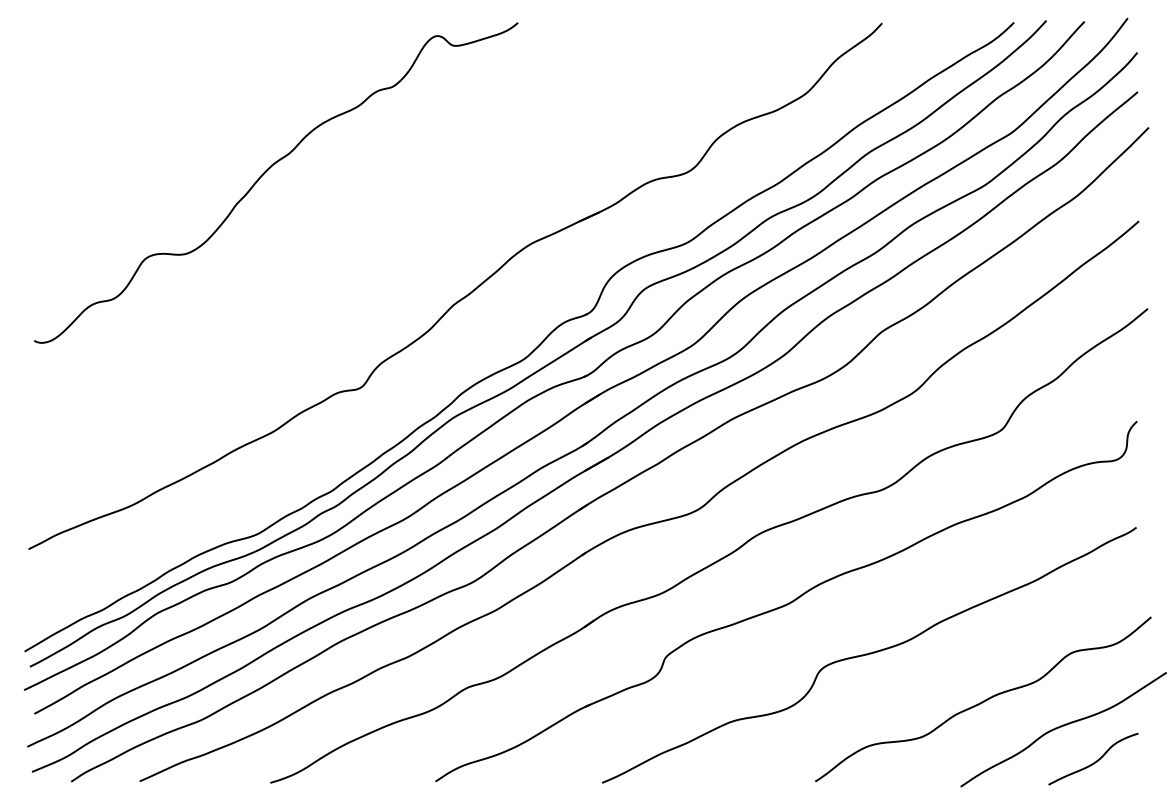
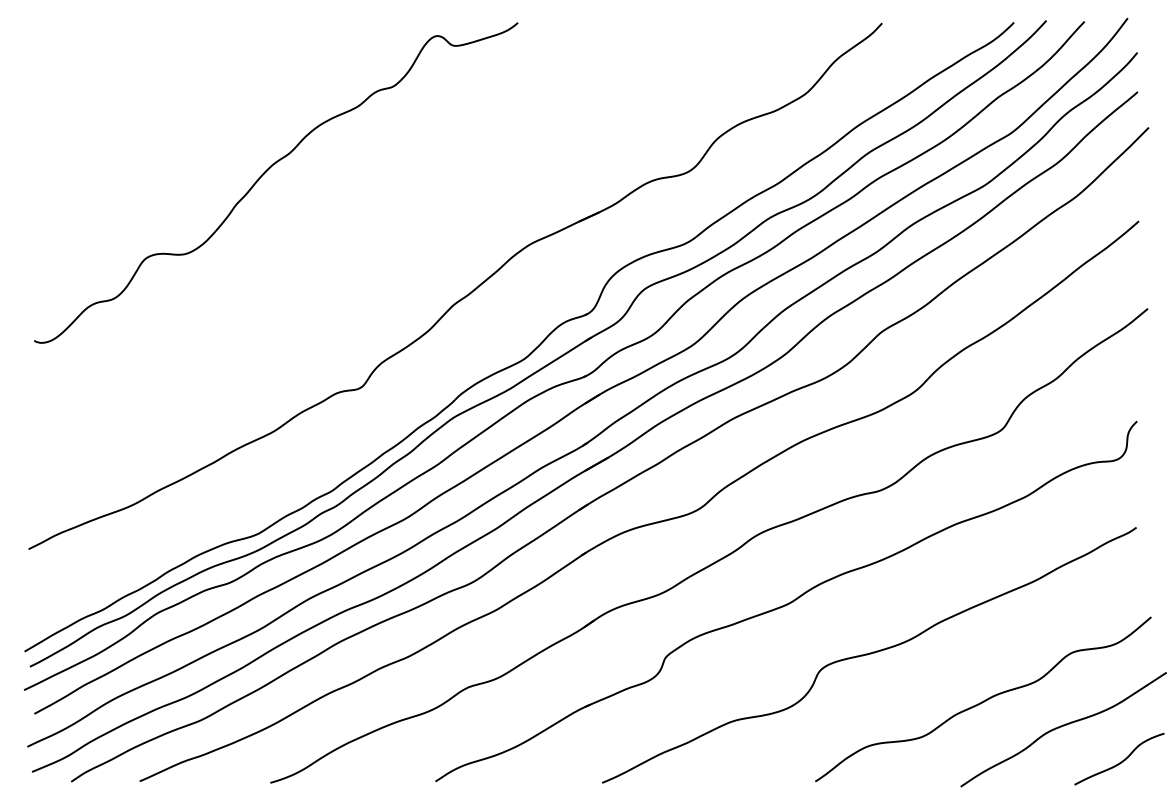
curve position: (1094, 761) -> (1120, 761) (1120, 761)
